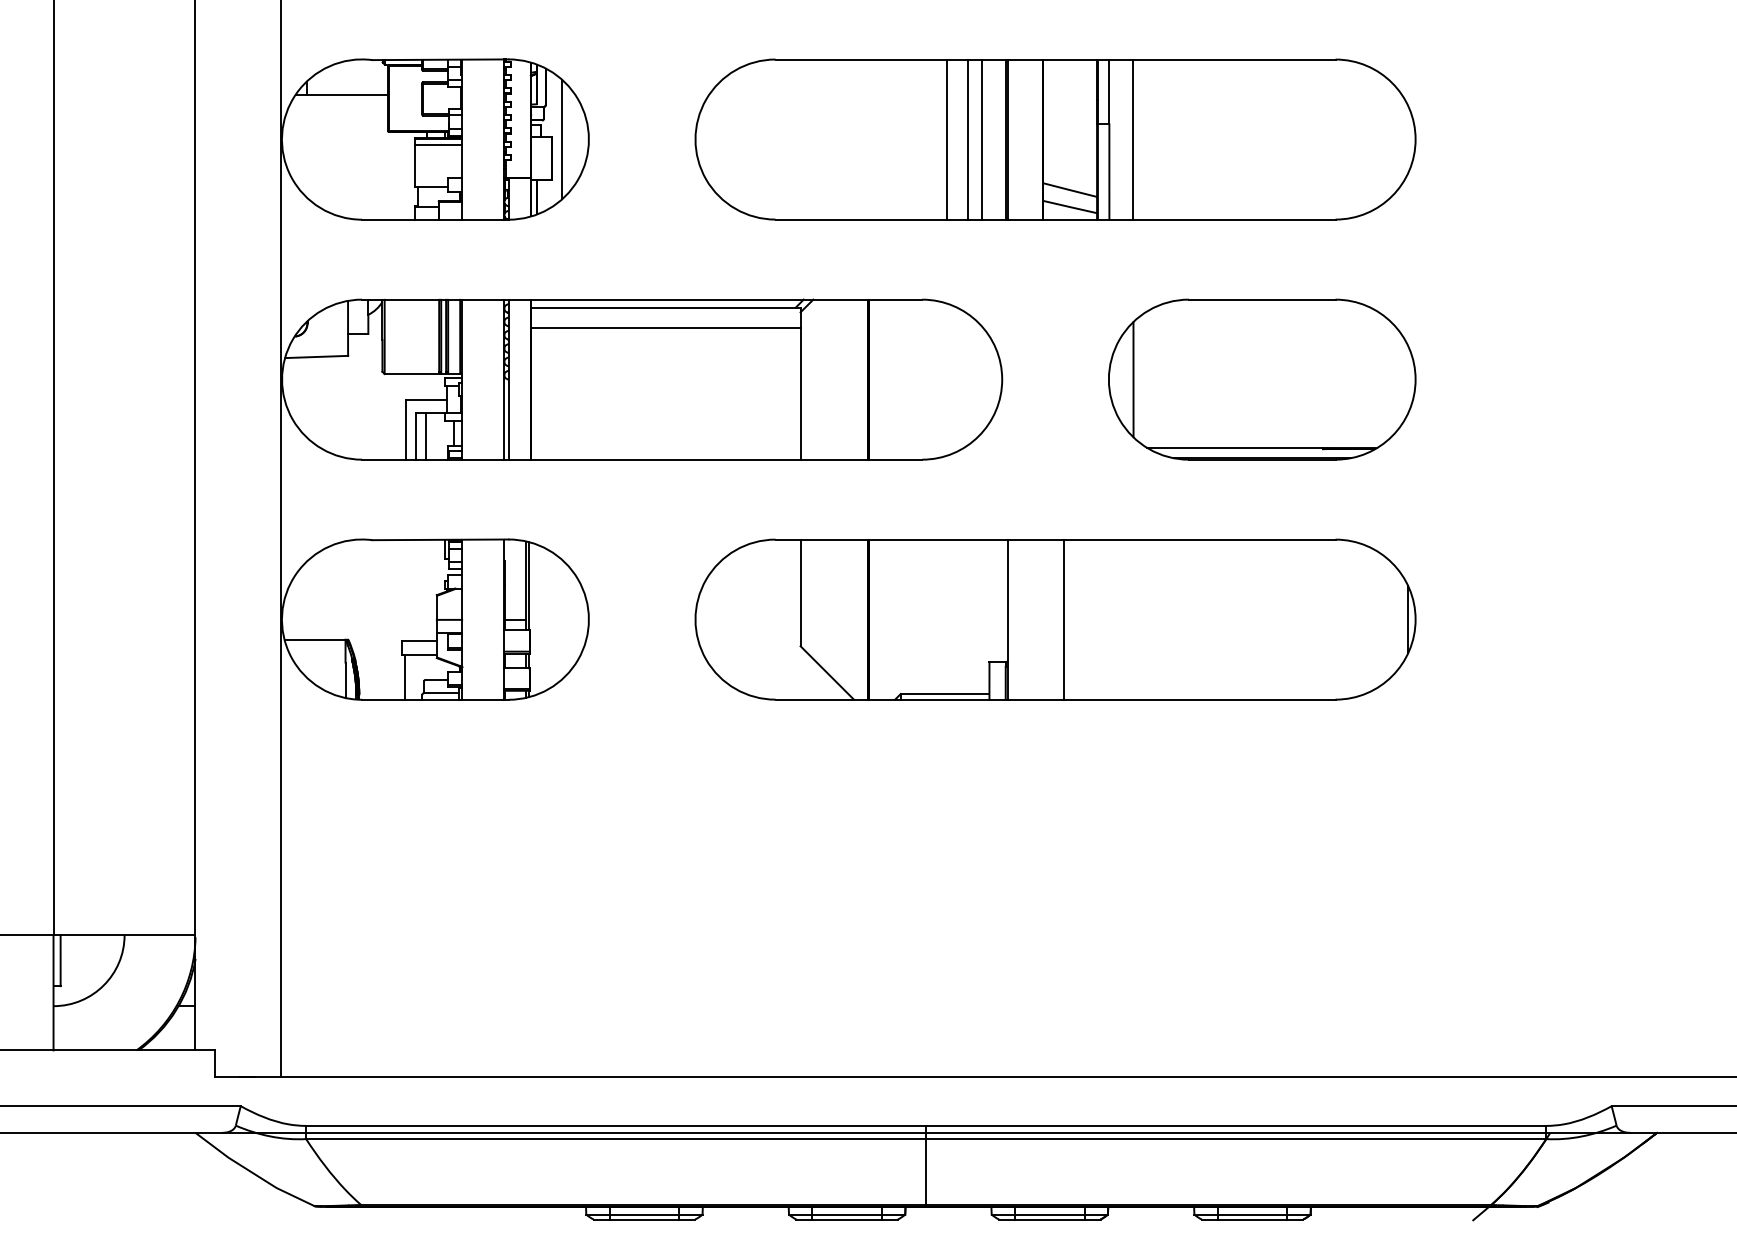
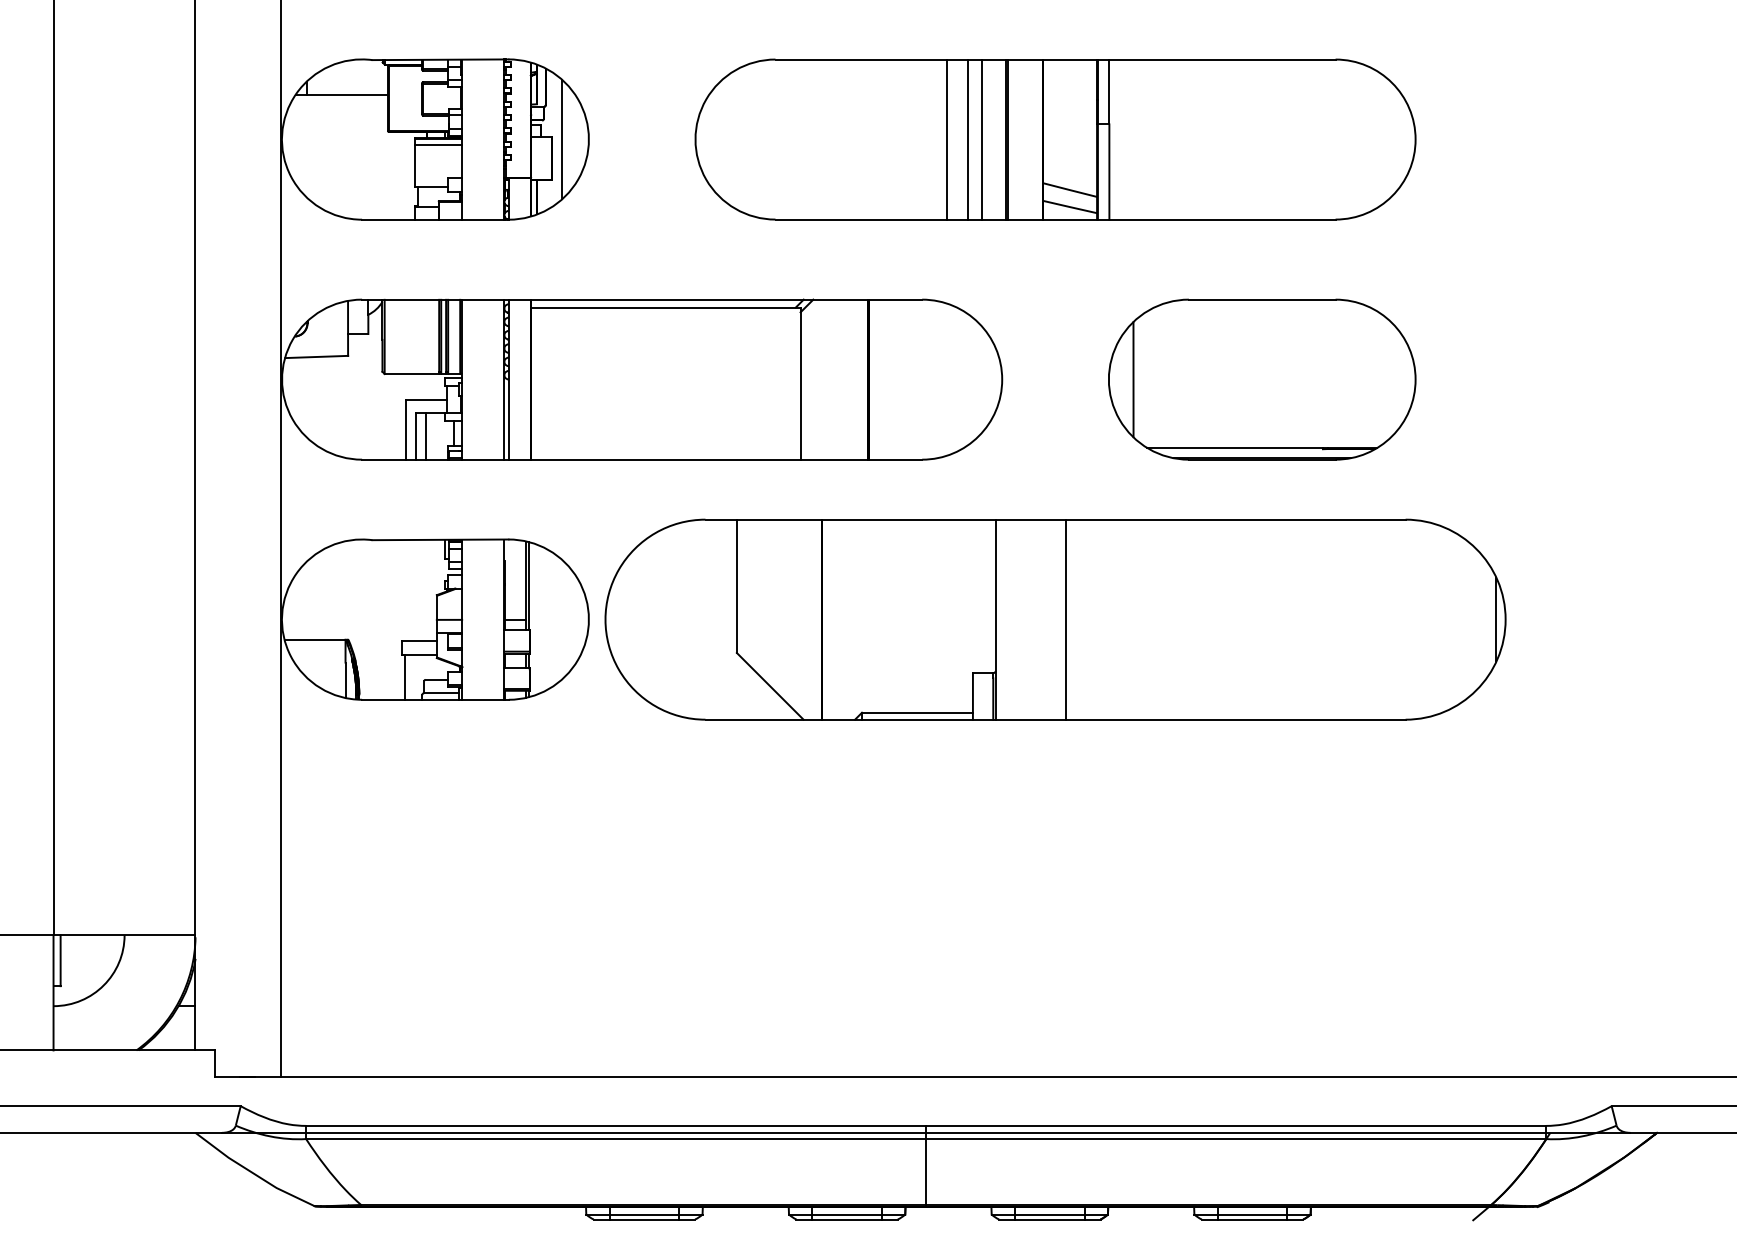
line: present -> none (1133, 139)
line: present -> none (665, 327)
part size: 723x163 px -> 903x203 px (1055, 619)
